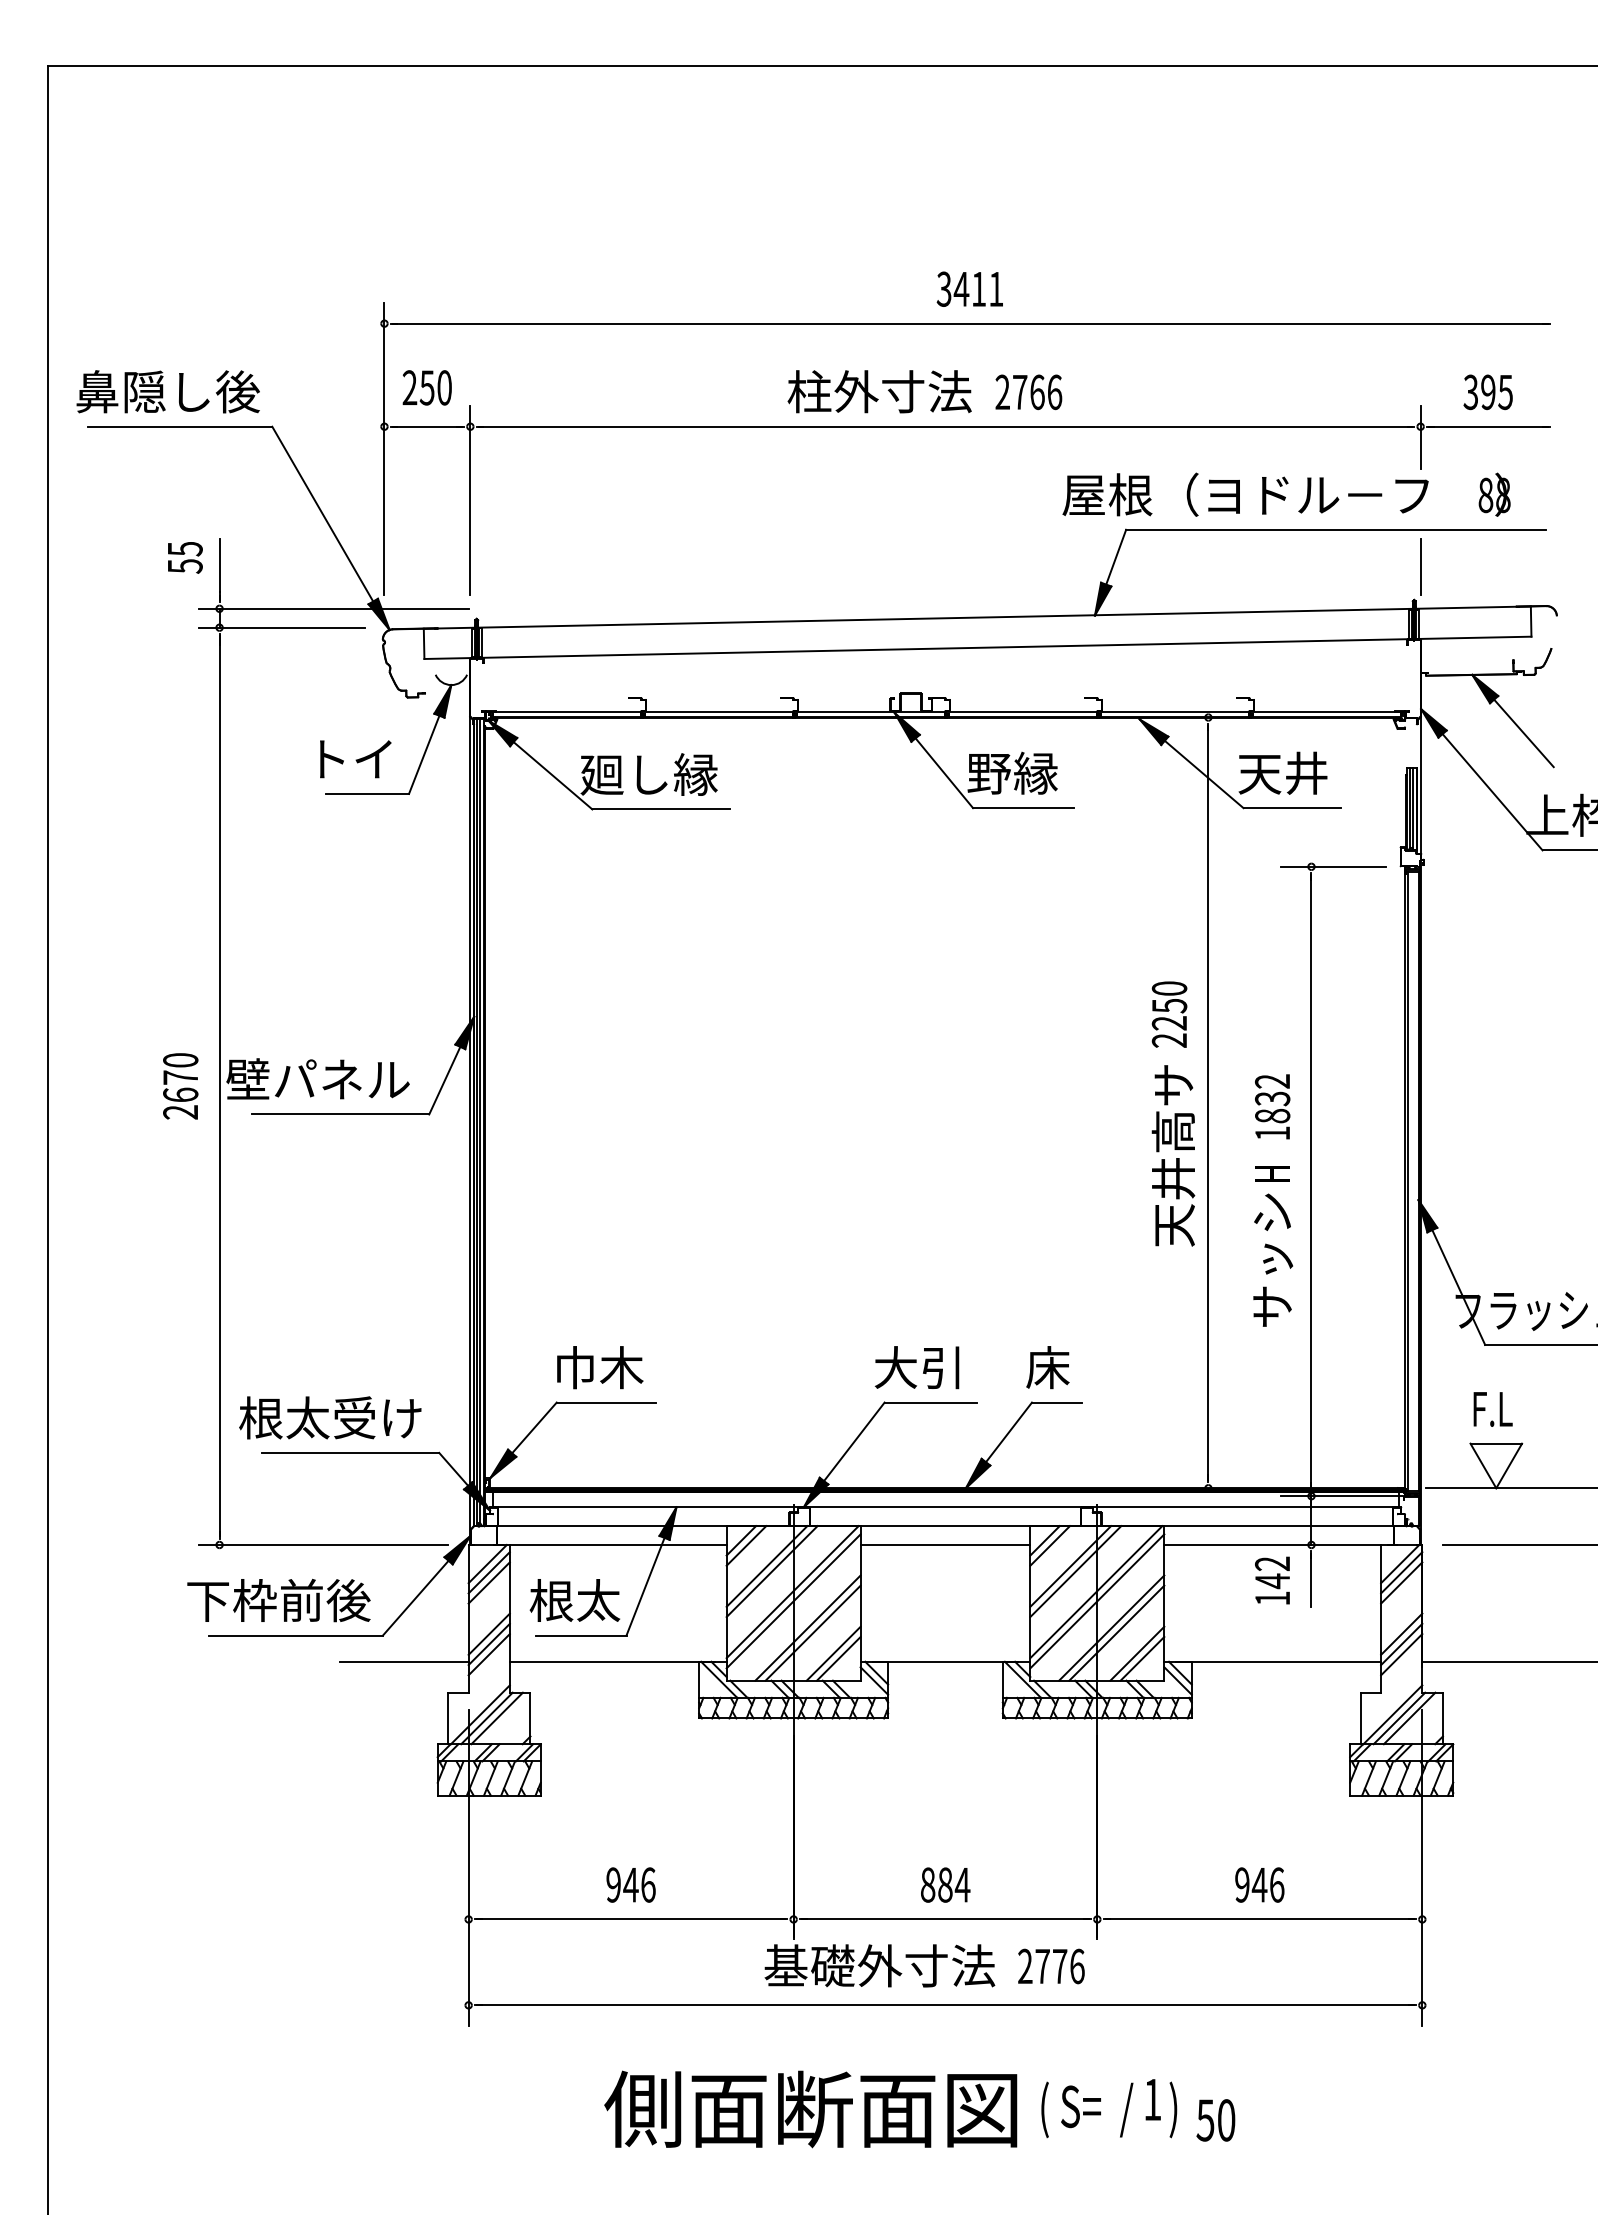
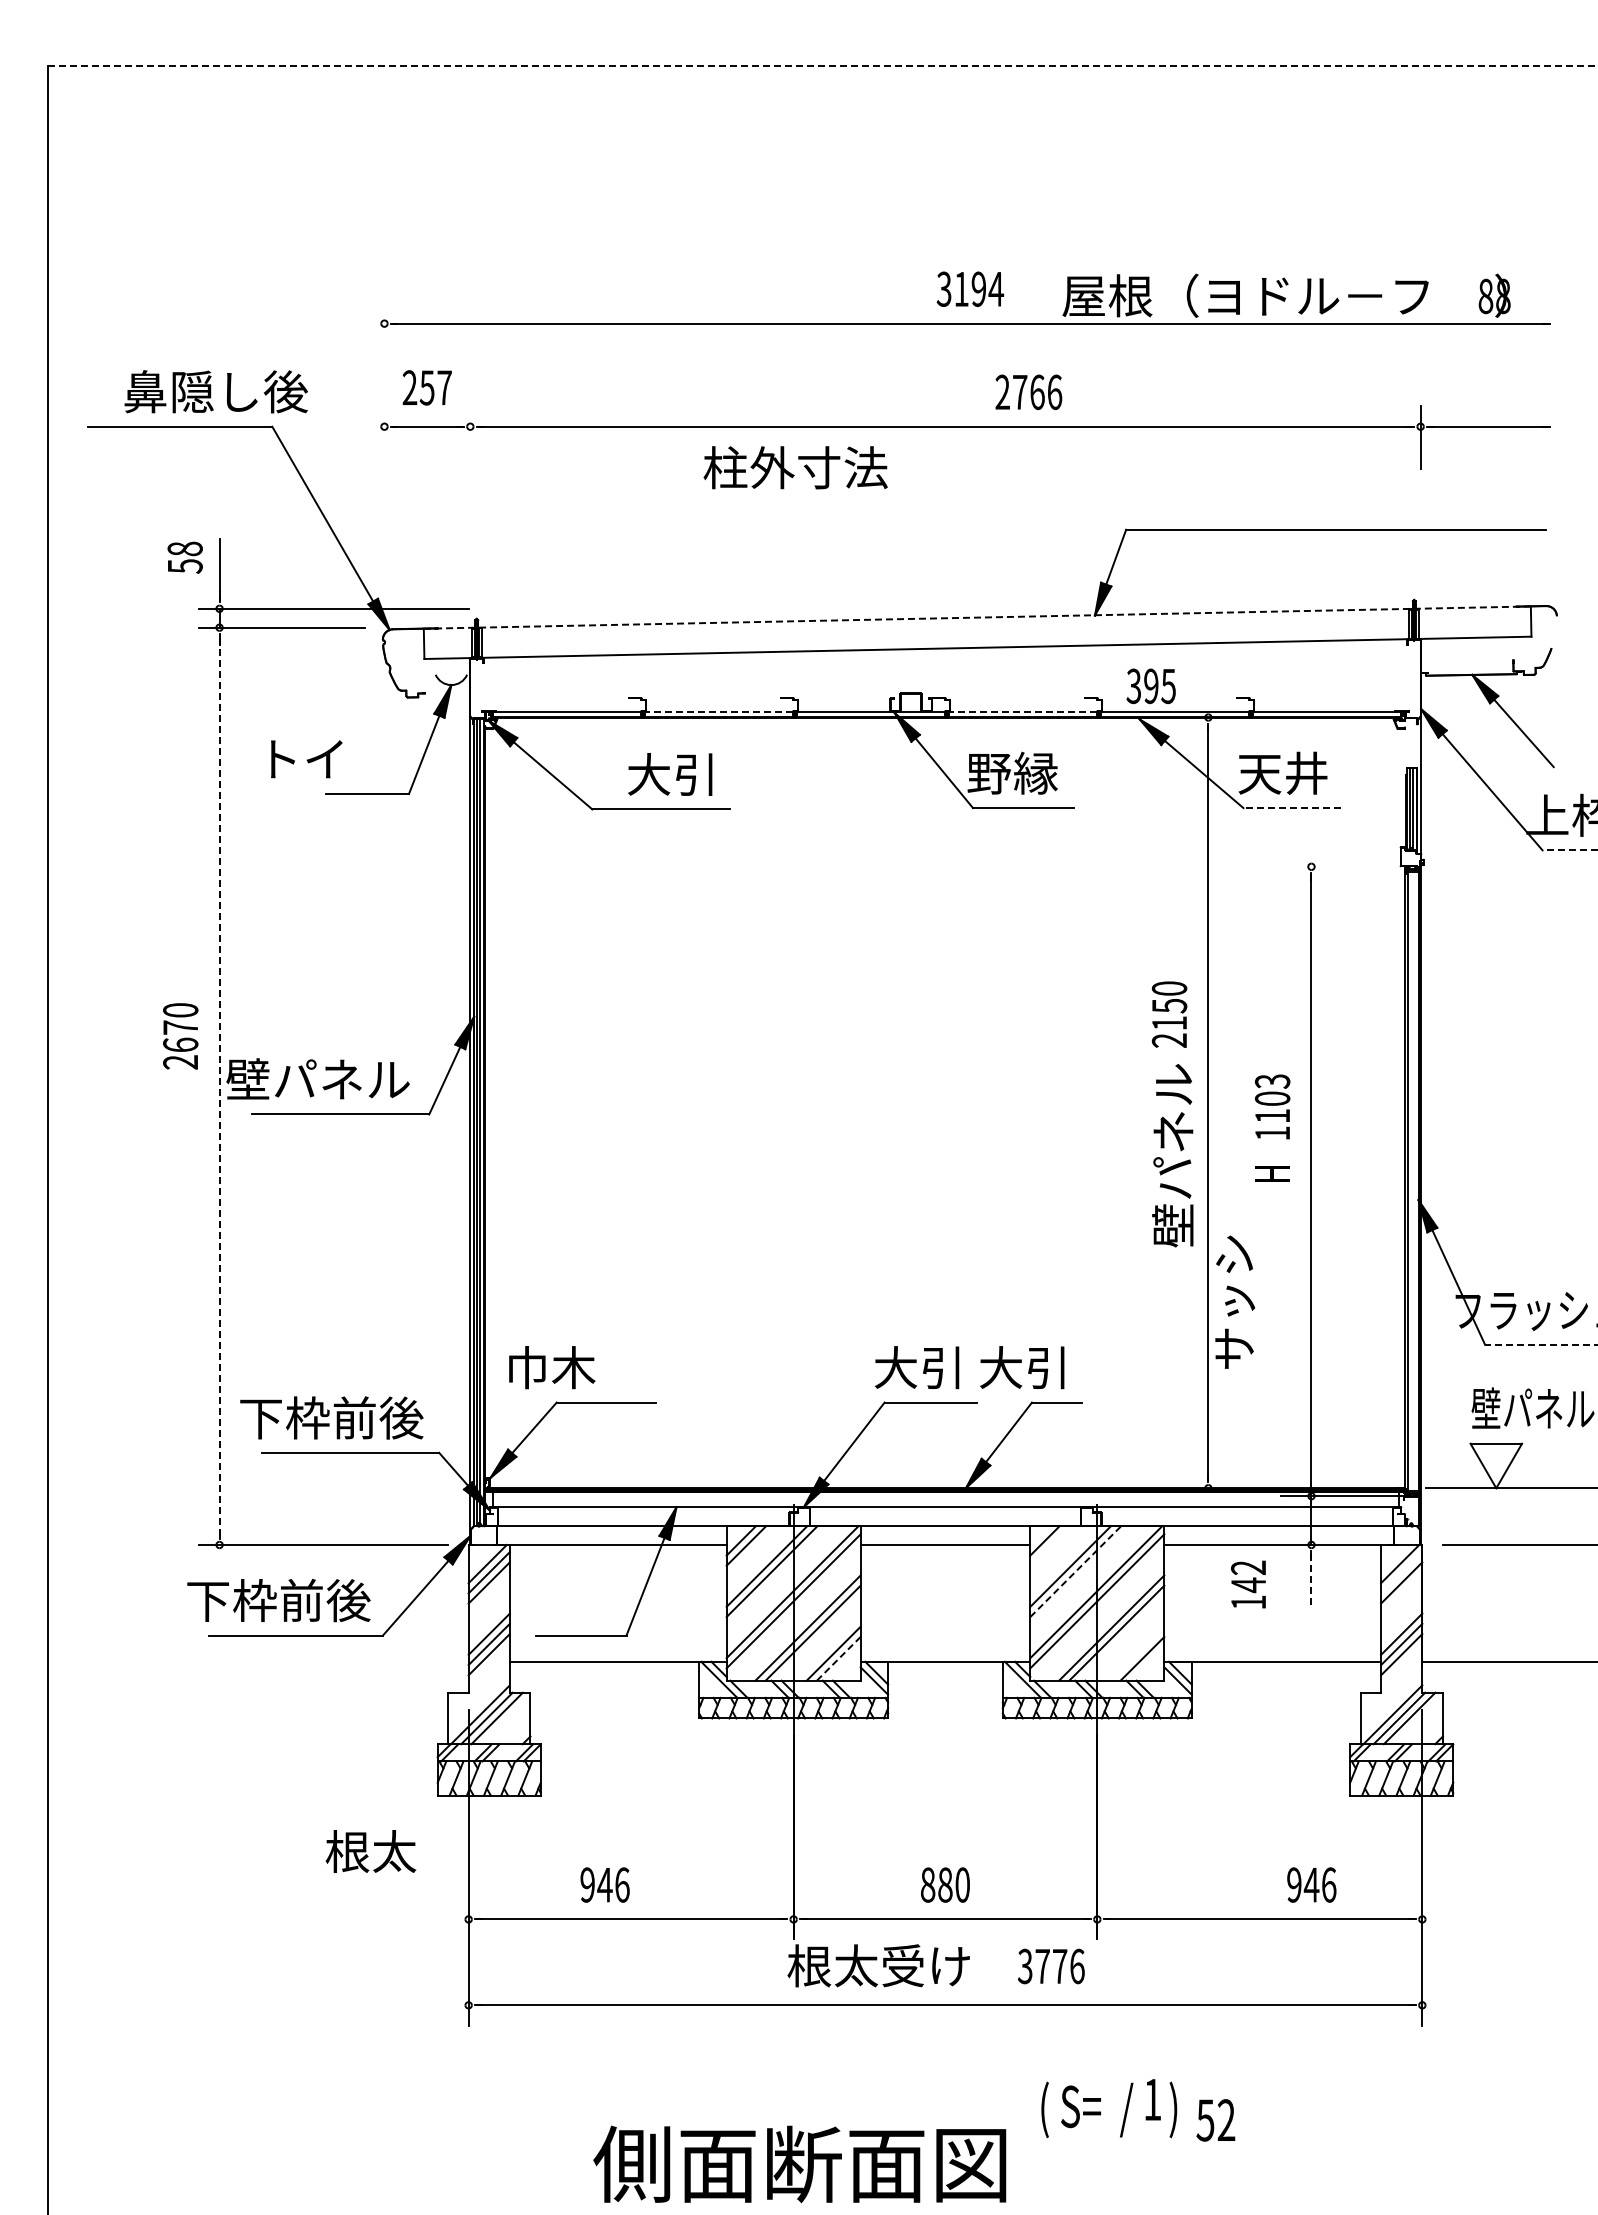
line: solid -> dashed (822, 66)
text: 3411 -> 3194 (978, 288)
text: 250 -> 257 (444, 387)
text position: (167, 391) -> (215, 391) (215, 391)
text position: (879, 391) -> (795, 467) (795, 467)
text position: (1487, 392) -> (1150, 686) (1150, 686)
line: present -> none (384, 449)
text position: (1286, 494) -> (1286, 295) (1286, 295)
line: present -> none (470, 500)
text: 55 -> 58 (184, 548)
line: present -> none (1420, 566)
line: solid -> dashed (977, 617)
line: solid -> dashed (717, 711)
line: solid -> dashed (1021, 711)
text position: (355, 759) -> (306, 759) (306, 759)
text: 廻し縁 -> 大引 (648, 774)
line: solid -> dashed (1292, 808)
line: solid -> dashed (1569, 850)
line: present -> none (1332, 866)
text: 2250 -> 2150 (1168, 1023)
line: solid -> dashed (219, 1085)
text position: (180, 1086) -> (180, 1036) (180, 1036)
text: 1832 -> 1103 (1272, 1098)
text: 天井高サ -> 壁パネル (1173, 1155)
text position: (1273, 1259) -> (1235, 1301) (1235, 1301)
line: solid -> dashed (1541, 1344)
text position: (600, 1367) -> (552, 1367) (552, 1367)
text: 床 -> 大引 (1024, 1367)
text: F.L -> 壁パネル (1532, 1407)
text: 根太受け -> 下枠前後 (331, 1417)
line: present -> none (1049, 1545)
line: solid -> dashed (1076, 1571)
line: present -> none (1401, 1572)
text position: (1272, 1580) -> (1248, 1584) (1248, 1584)
line: solid -> dashed (1311, 1580)
text position: (574, 1600) -> (370, 1851) (370, 1851)
line: present -> none (1137, 1653)
line: solid -> dashed (838, 1658)
line: present -> none (404, 1661)
text position: (630, 1884) -> (604, 1884) (604, 1884)
text: 884 -> 880 (962, 1884)
text position: (1259, 1884) -> (1311, 1884) (1311, 1884)
text: 基礎外寸法 -> 根太受け (879, 1965)
text: 2776 -> 3776 (1024, 1966)
text position: (810, 2109) -> (799, 2164) (799, 2164)
text: 50 -> 52 (1226, 2120)
